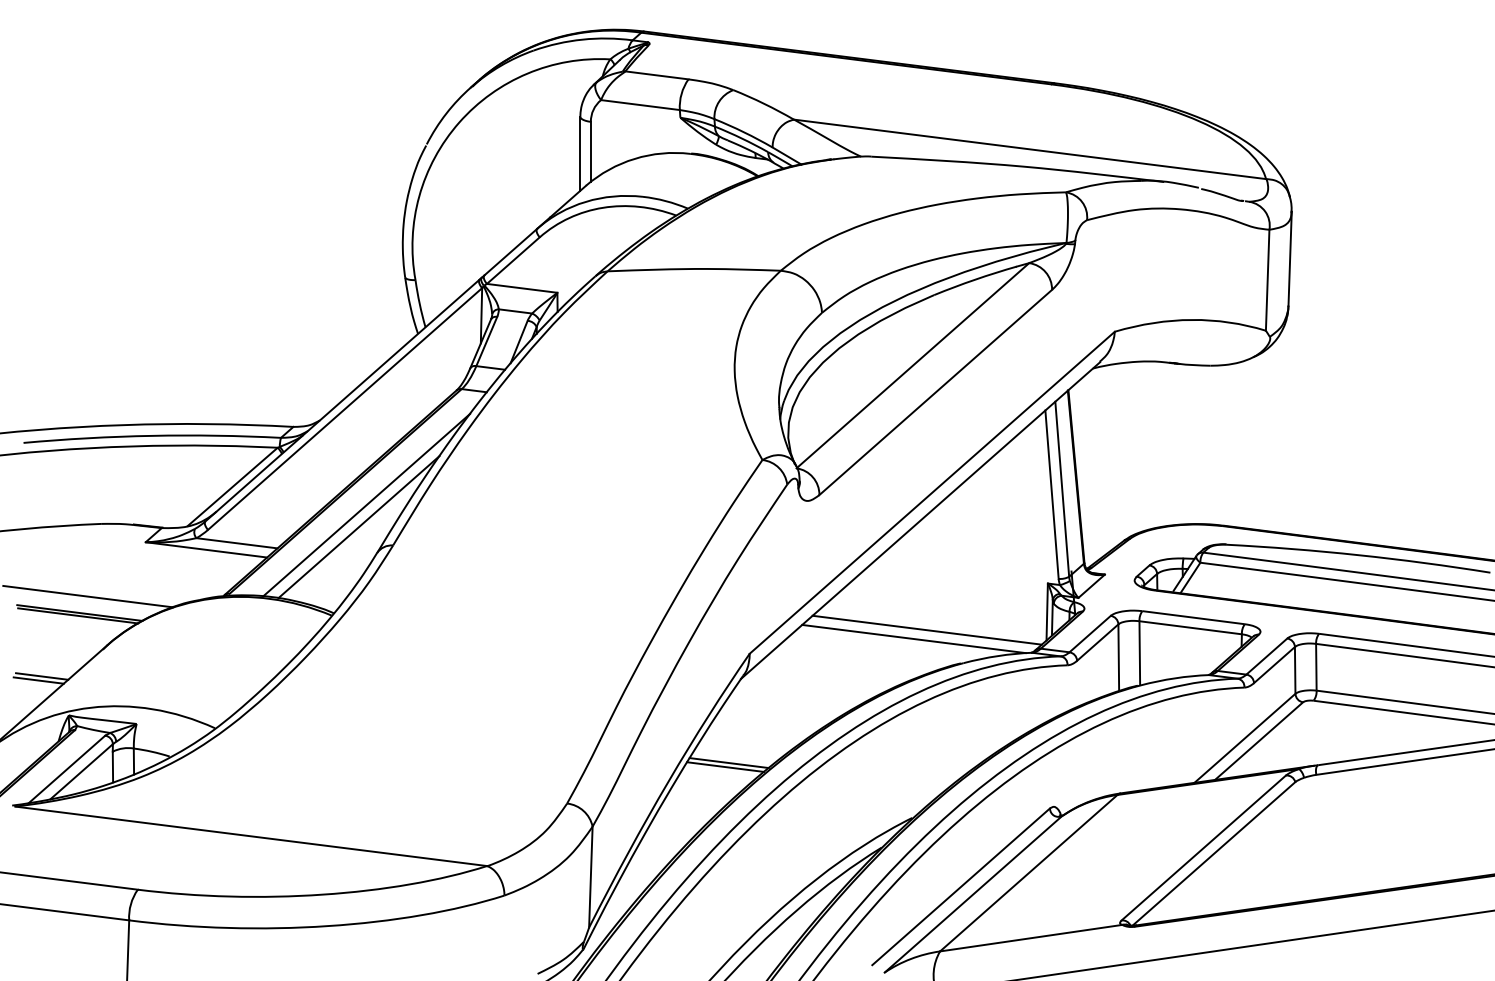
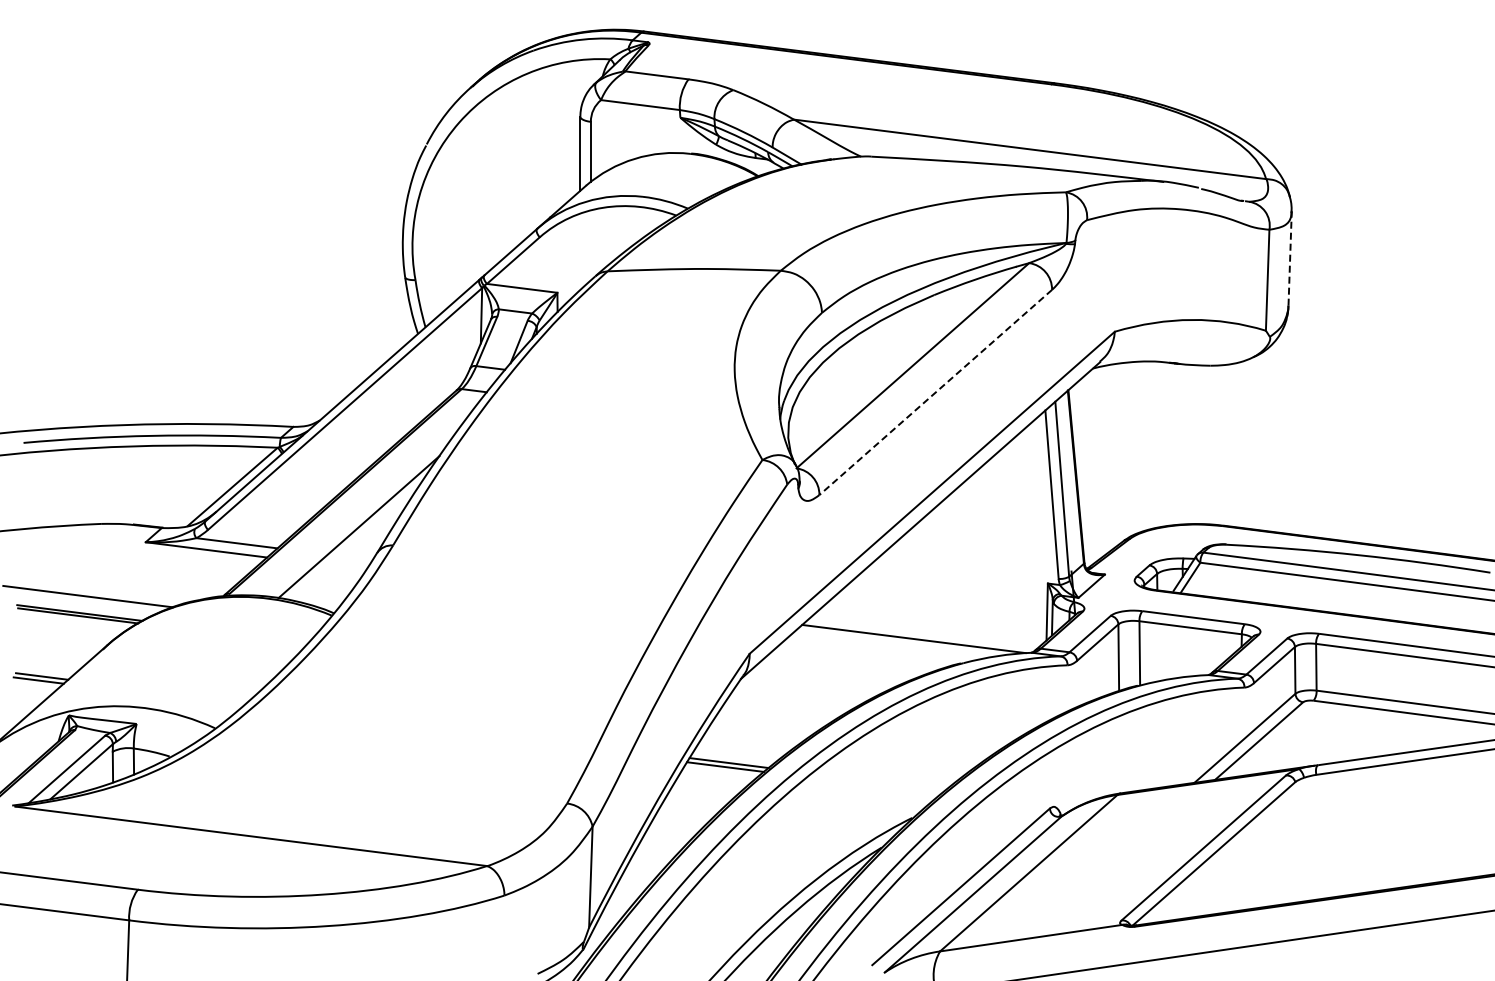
line: solid -> dashed (1290, 258)
line: solid -> dashed (935, 392)
line: present -> none (366, 504)
line: present -> none (926, 629)
